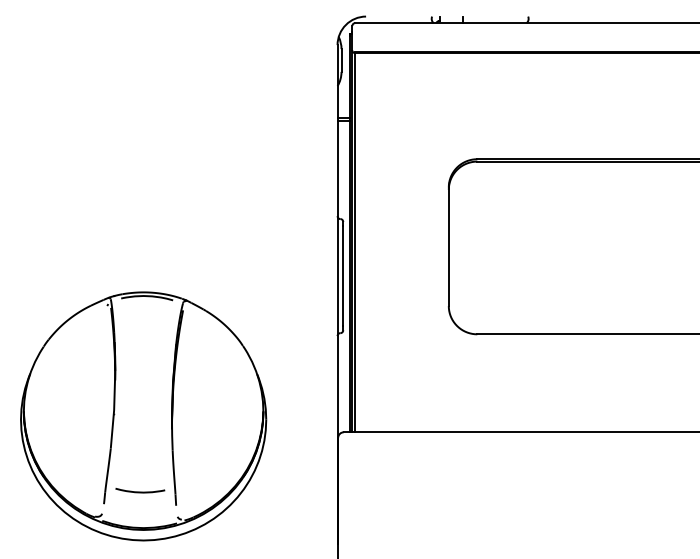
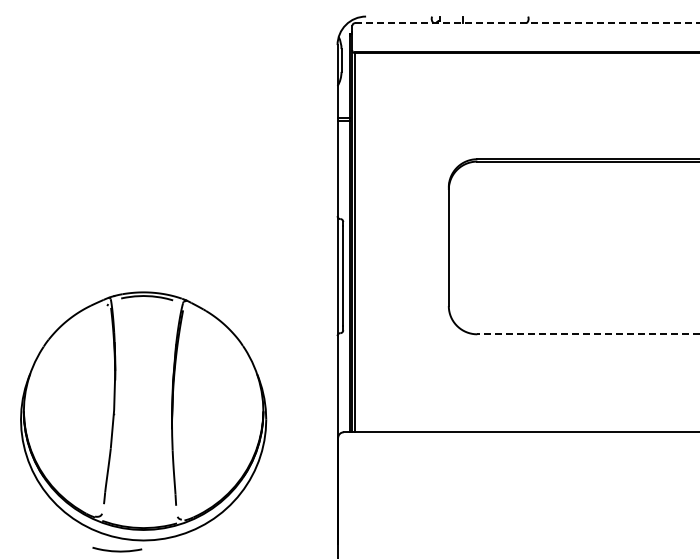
line: solid -> dashed (528, 23)
line: solid -> dashed (588, 334)
curve position: (140, 491) -> (117, 550) (117, 550)
